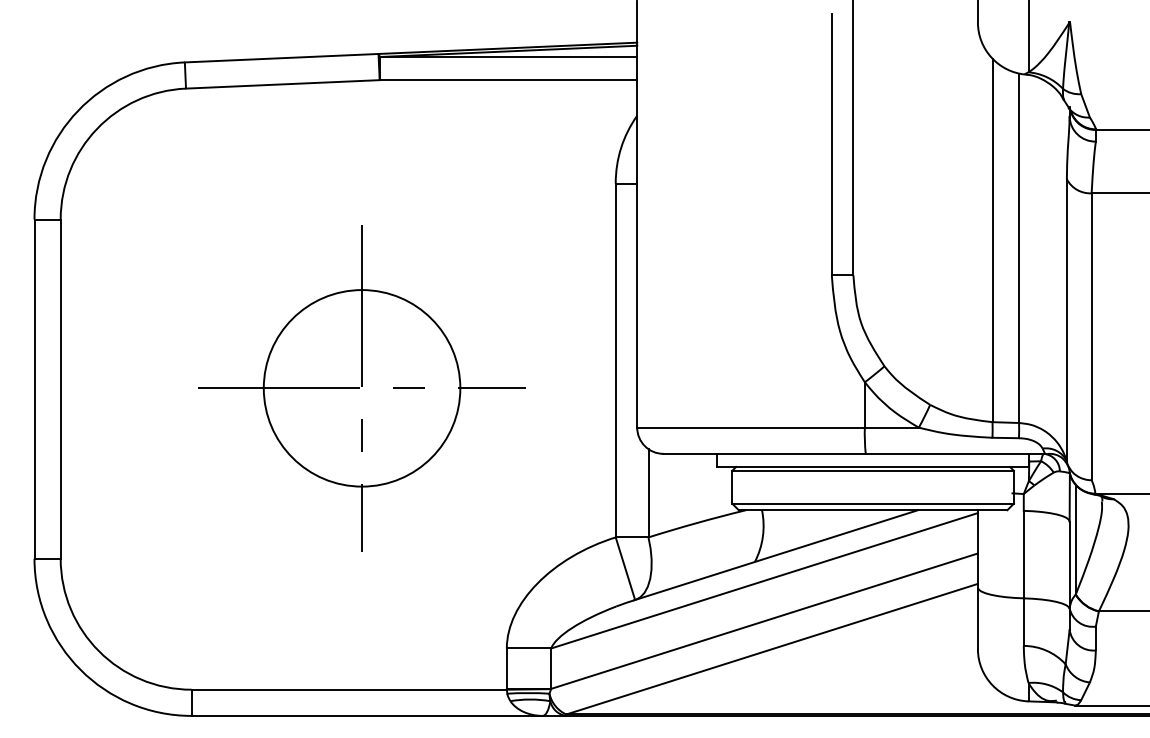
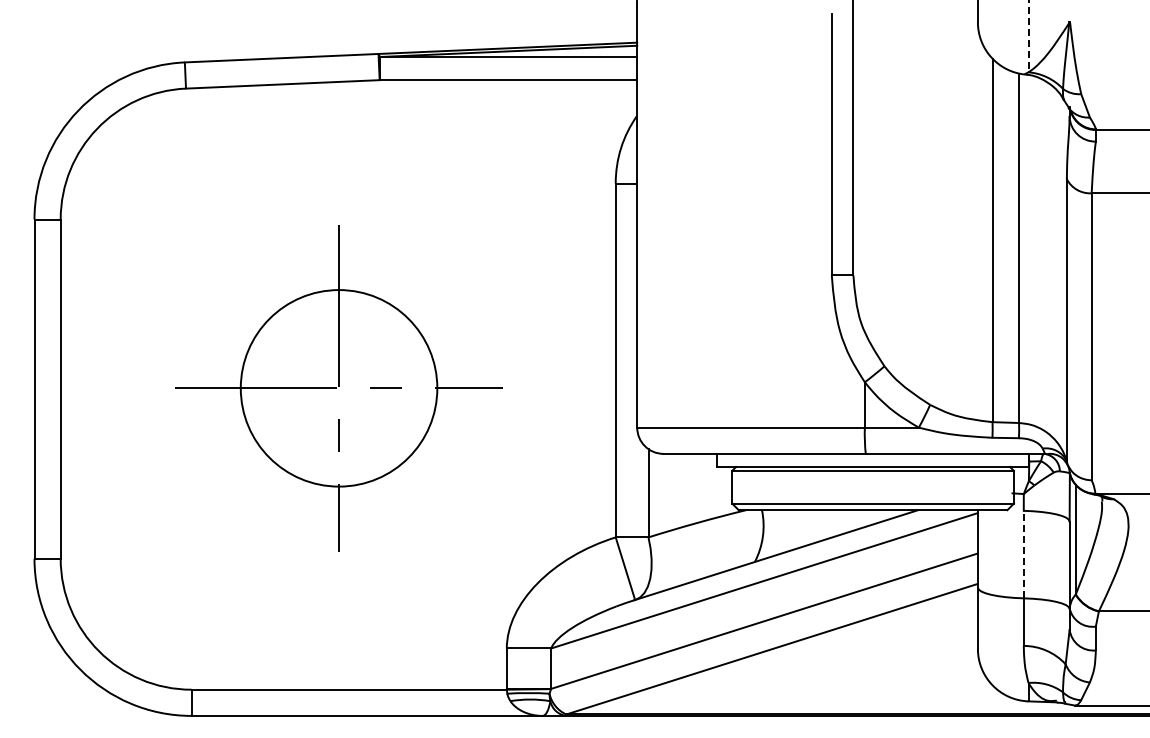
line: solid -> dashed (1028, 36)
part position: (361, 388) -> (338, 388) (338, 388)
line: solid -> dashed (1023, 554)
